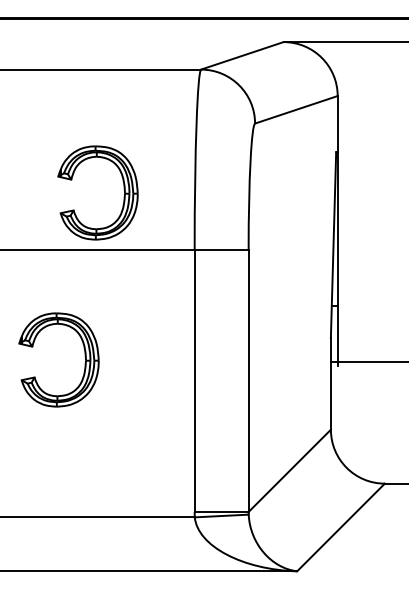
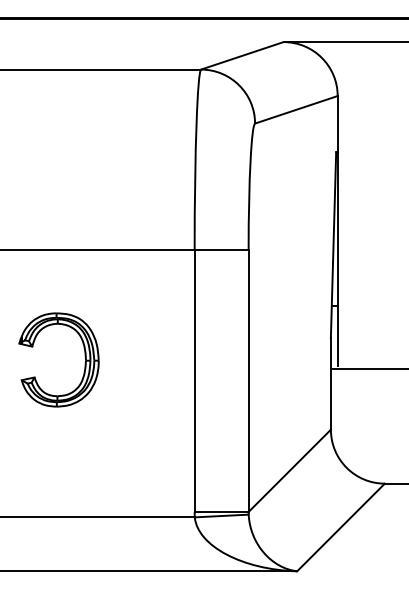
part: present -> none (123, 189)
line position: (367, 361) -> (367, 368) (367, 368)
